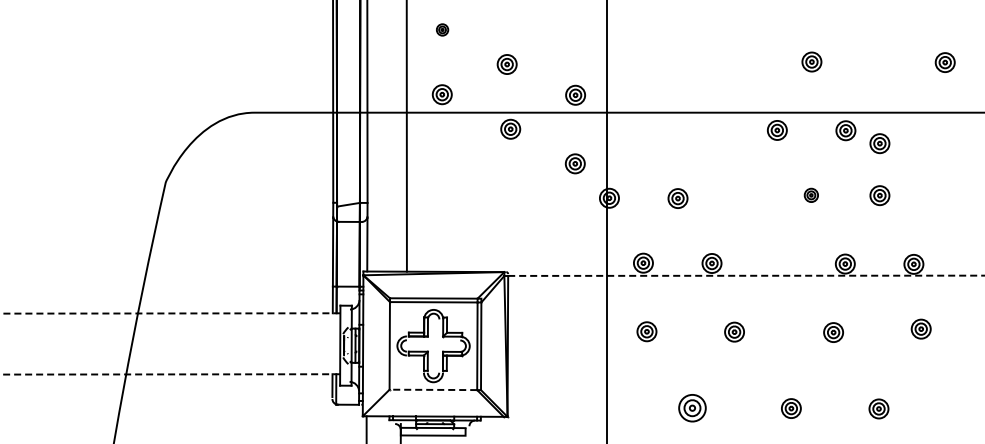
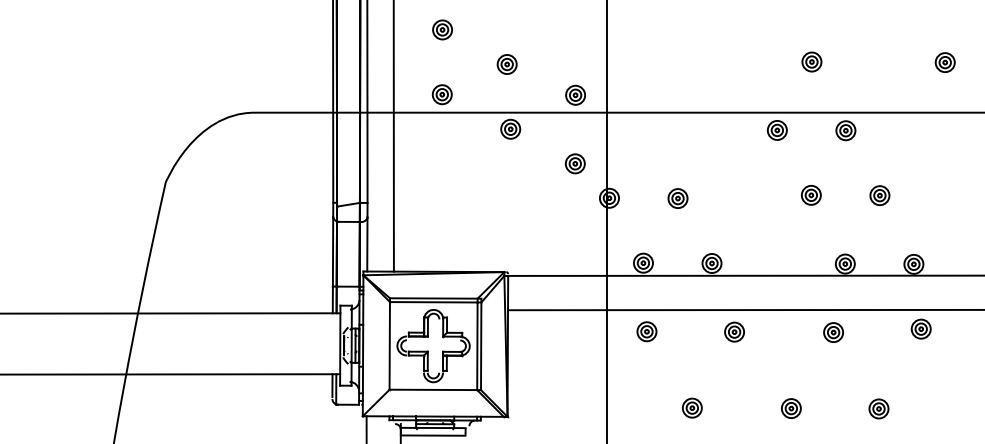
part size: 14x14 px -> 21x22 px (442, 29)
line position: (406, 136) -> (393, 136) (393, 136)
part: present -> none (879, 143)
part size: 16x16 px -> 21x21 px (811, 195)
line: dashed -> solid (747, 275)
line: none -> present (744, 309)
line: dashed -> solid (170, 313)
line: dashed -> solid (170, 374)
line: dashed -> solid (433, 389)
part size: 29x29 px -> 22x22 px (691, 407)
